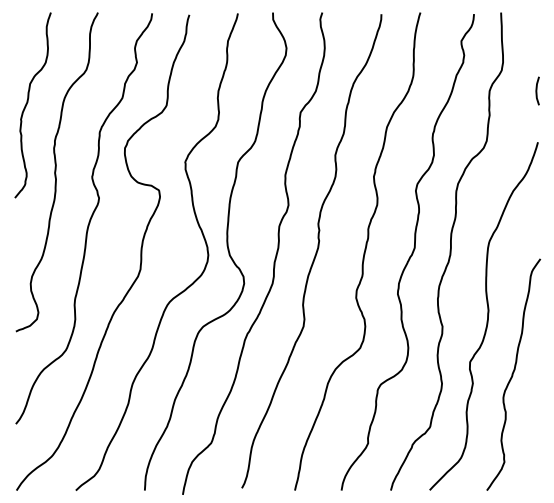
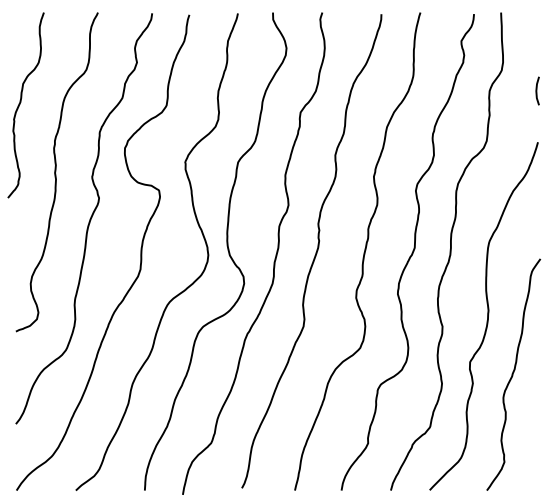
curve position: (28, 102) -> (21, 102) (21, 102)
